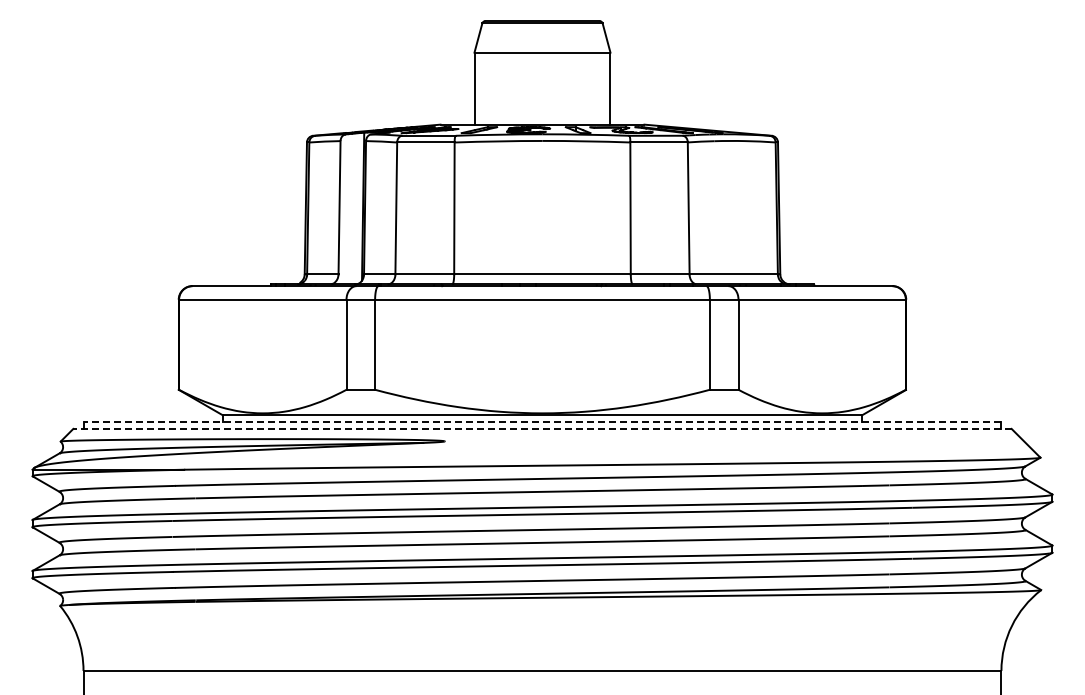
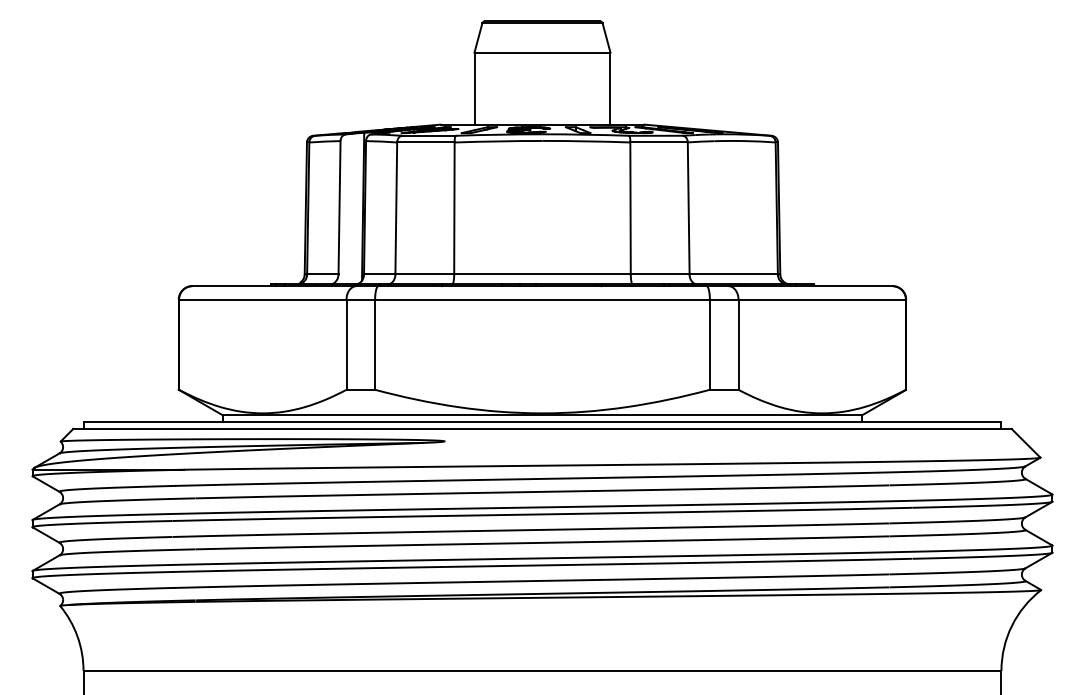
line: dashed -> solid (542, 422)
line: dashed -> solid (541, 428)
